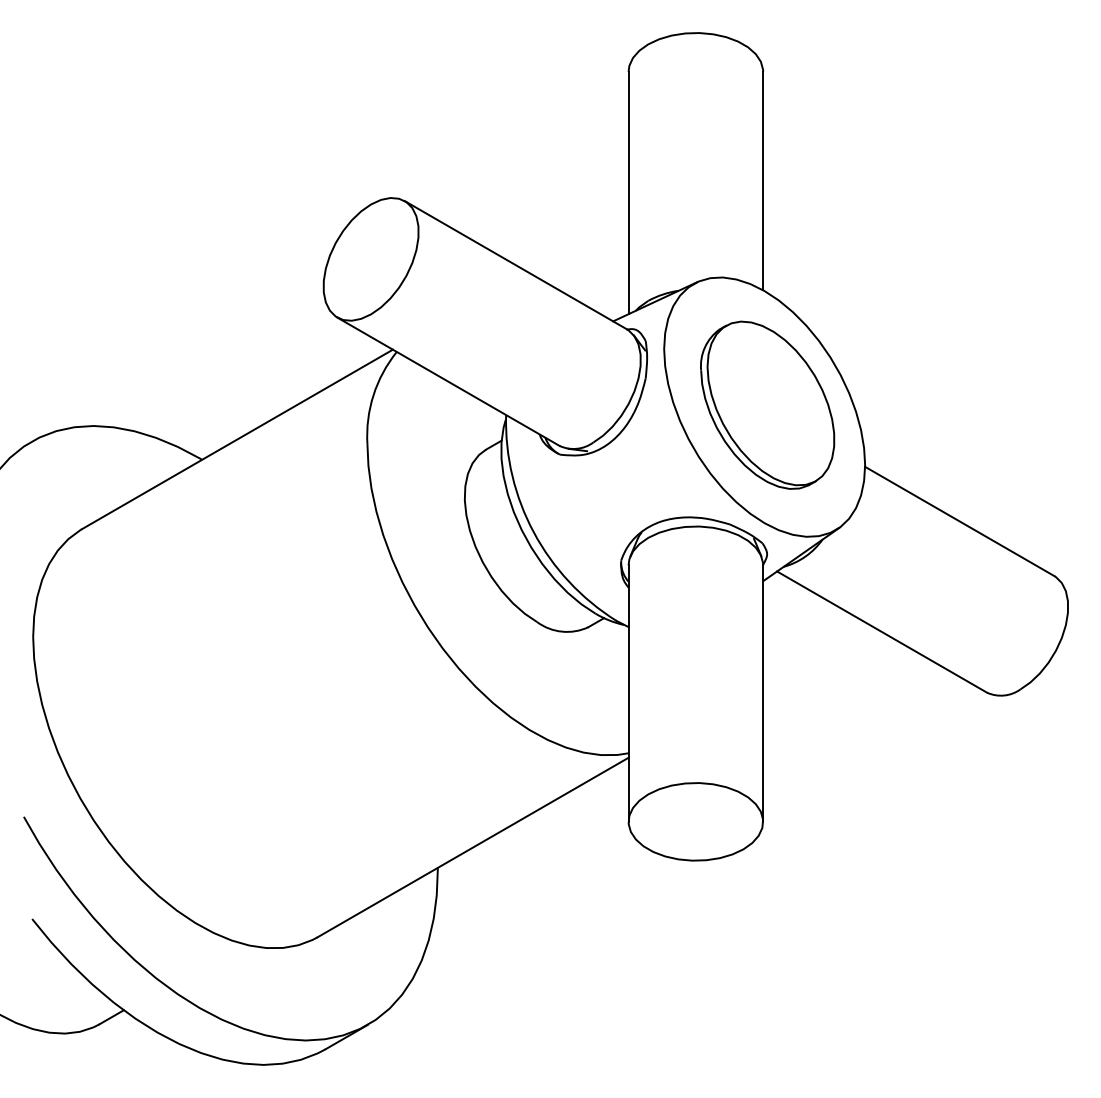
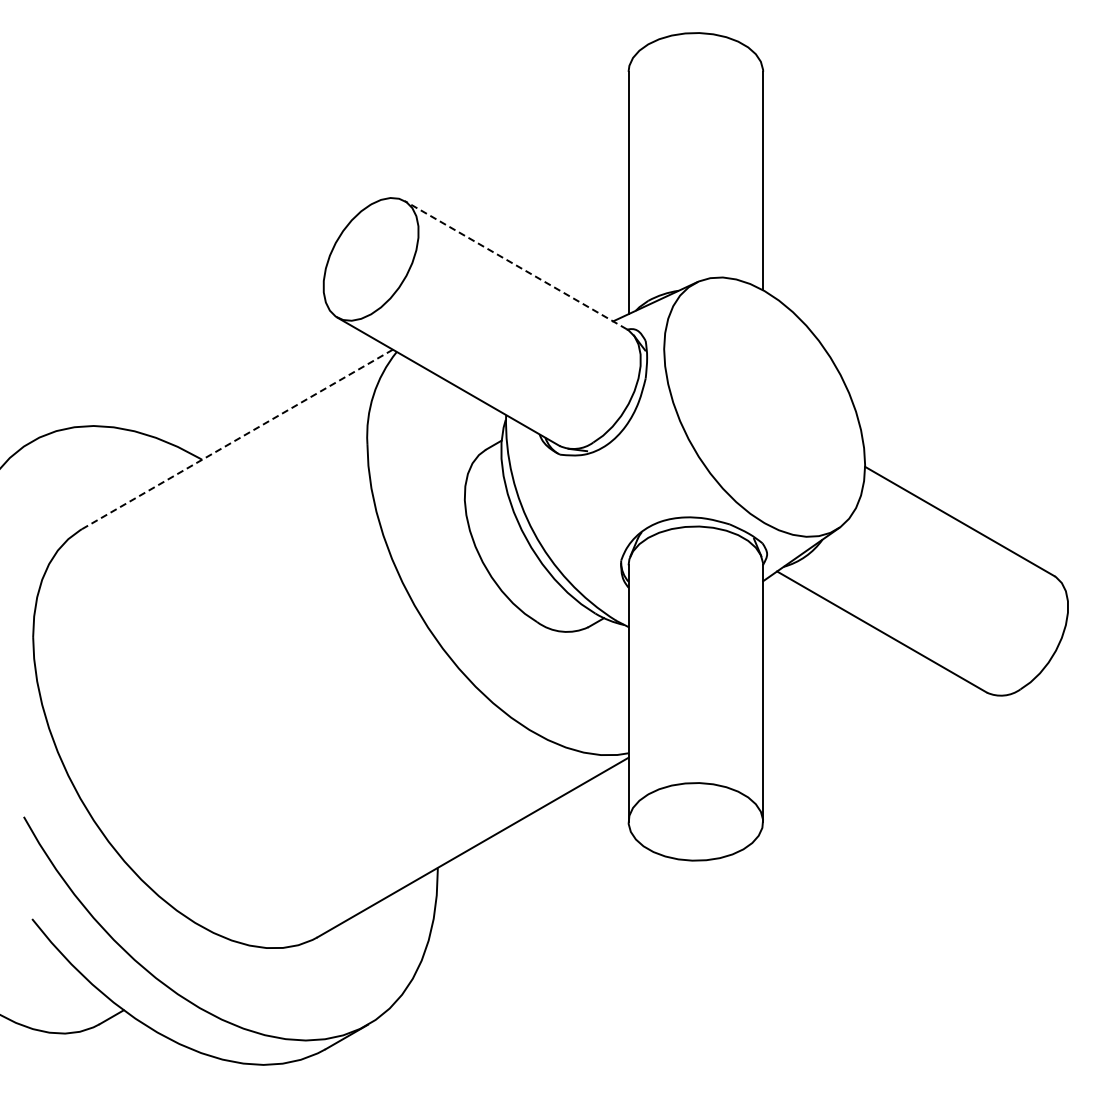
line: solid -> dashed (515, 264)
part: present -> none (767, 404)
line: solid -> dashed (237, 439)
